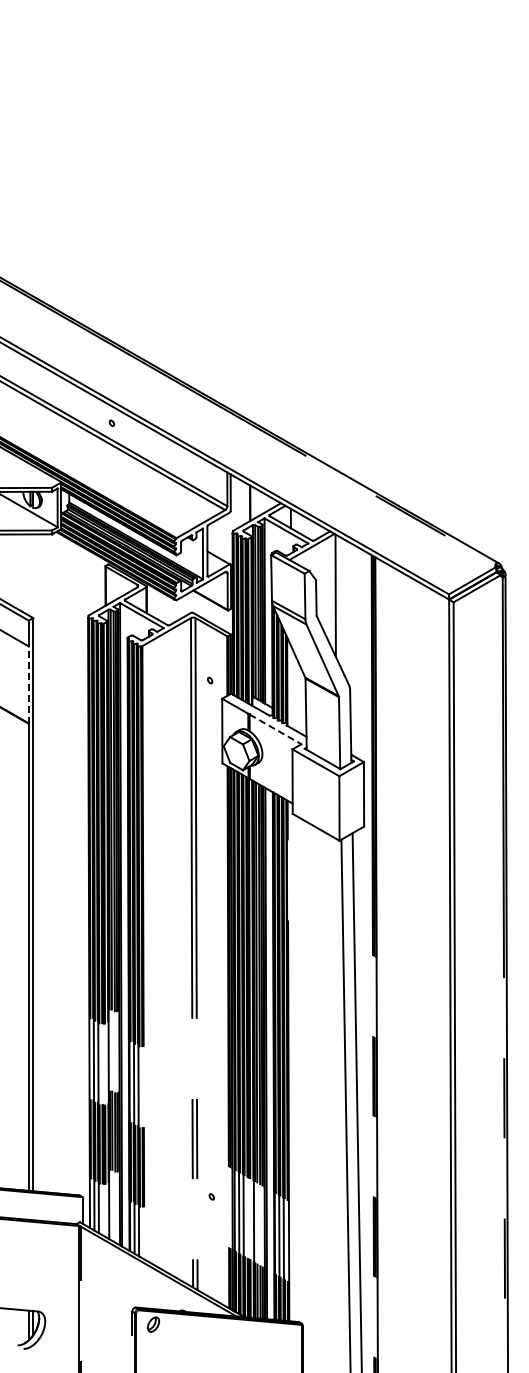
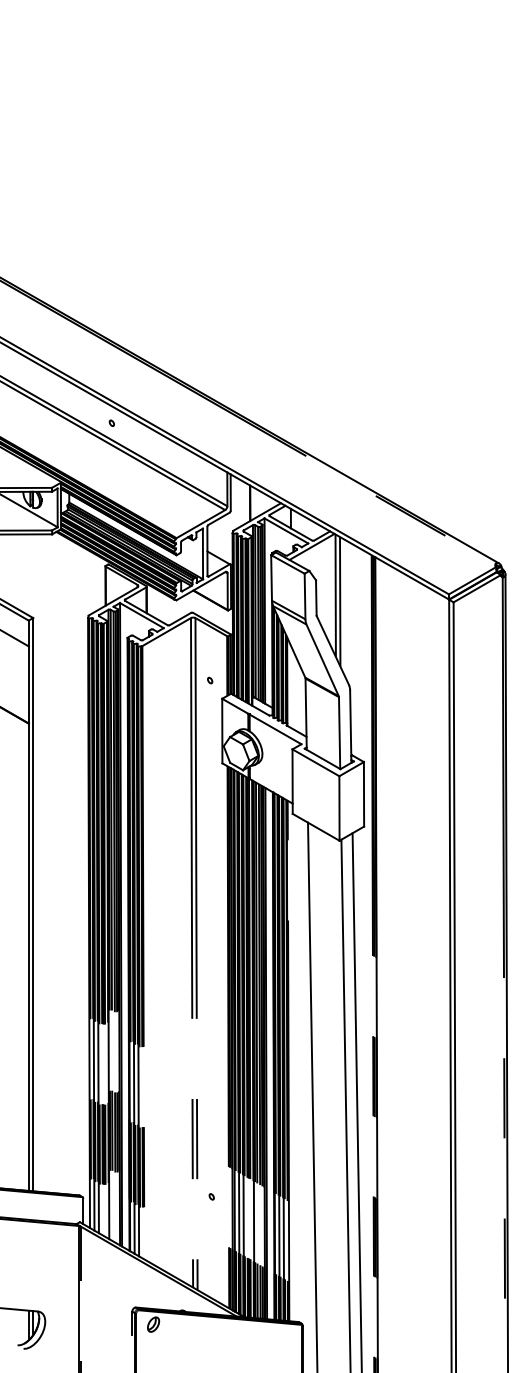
line: none -> present (340, 601)
line: dashed -> solid (28, 684)
line: dashed -> solid (275, 729)
line: none -> present (312, 1095)
